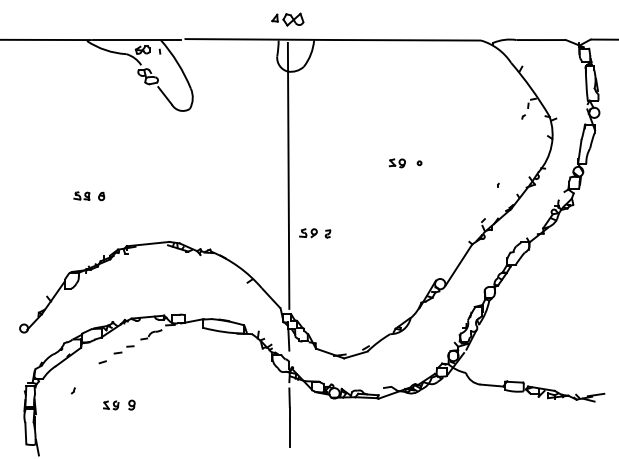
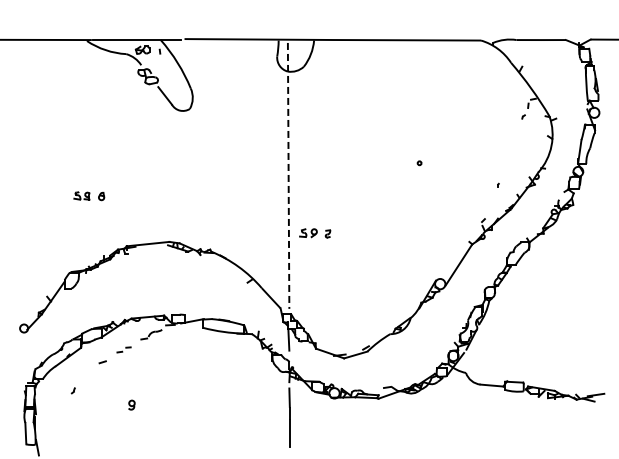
part: present -> none (287, 19)
part: present -> none (396, 163)
line: solid -> dashed (288, 175)
part size: 22x10 px -> 16x8 px (123, 349)
part: present -> none (111, 405)
